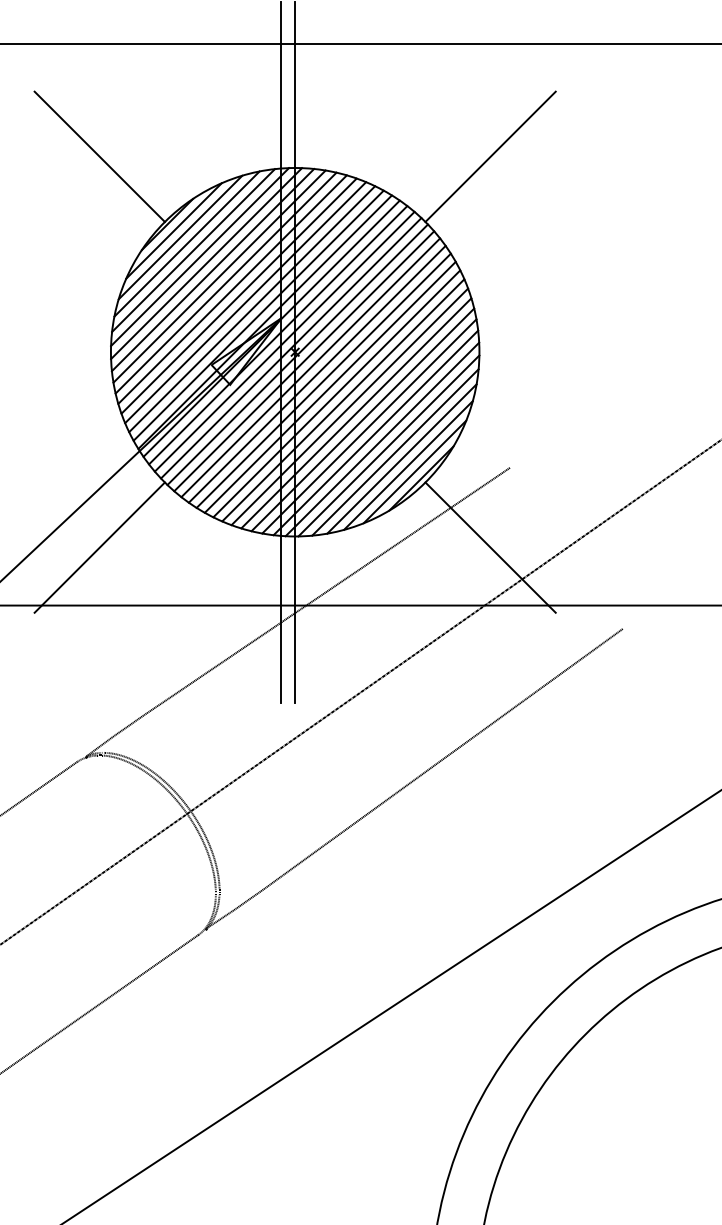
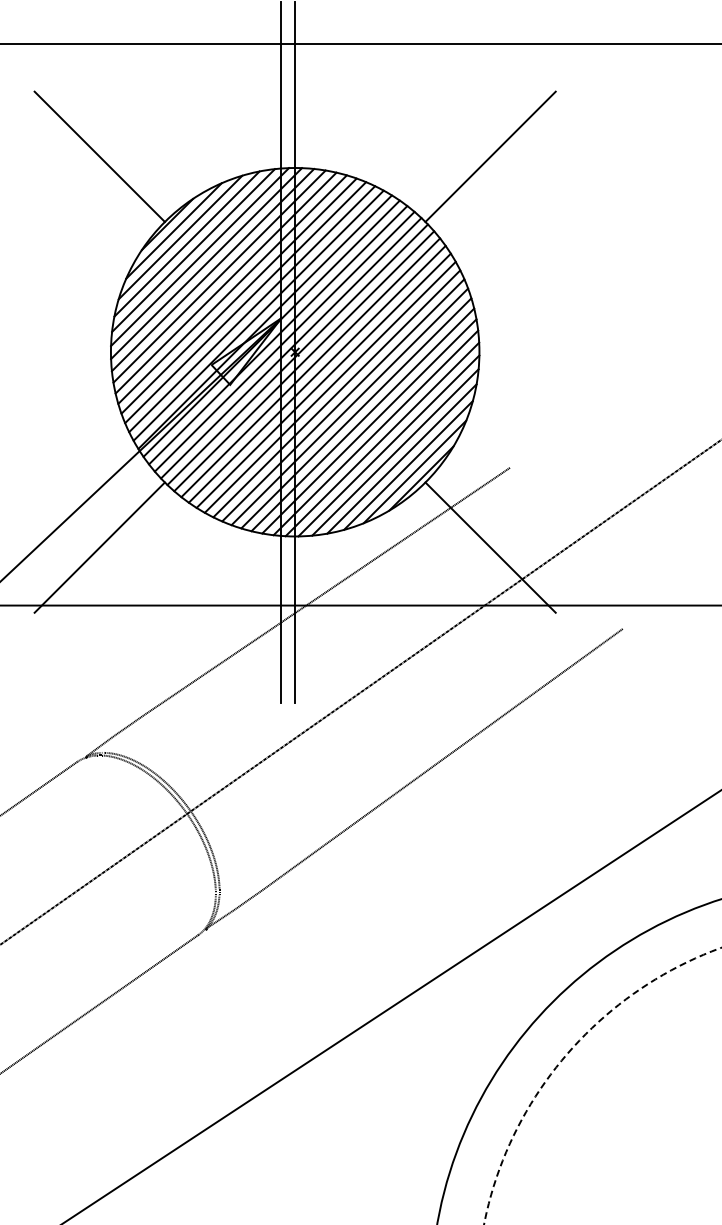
circle: solid -> dashed (602, 1085)
